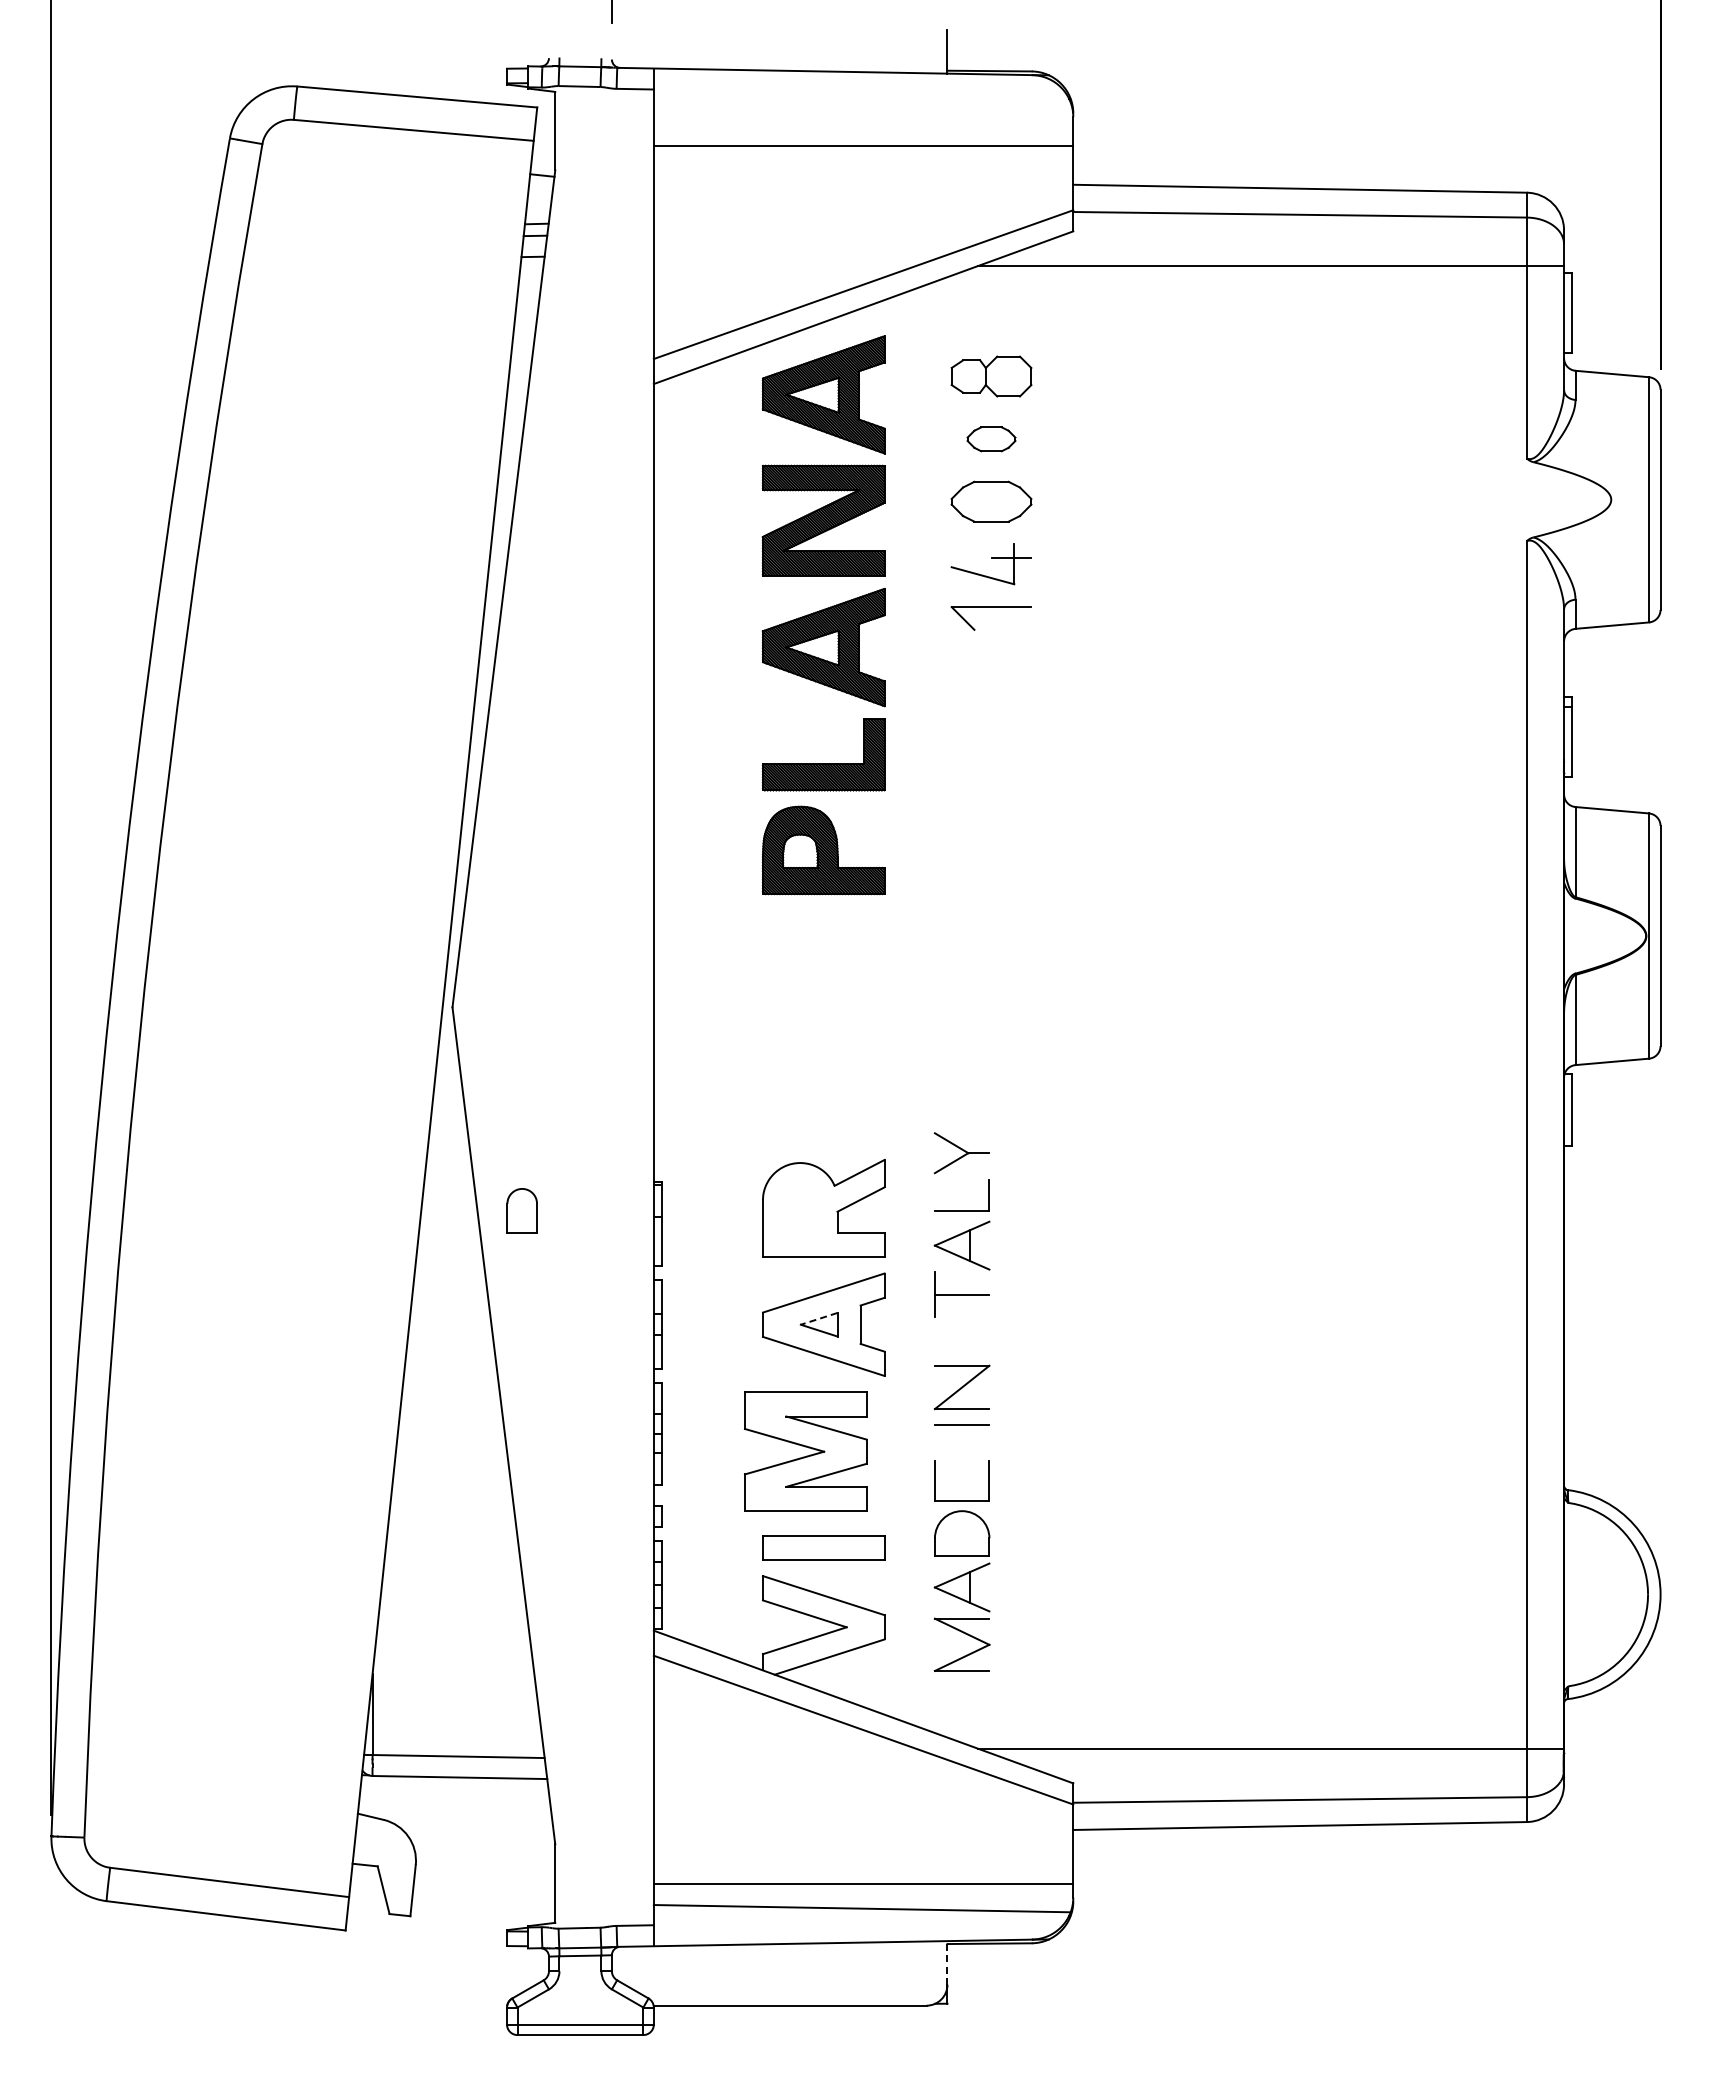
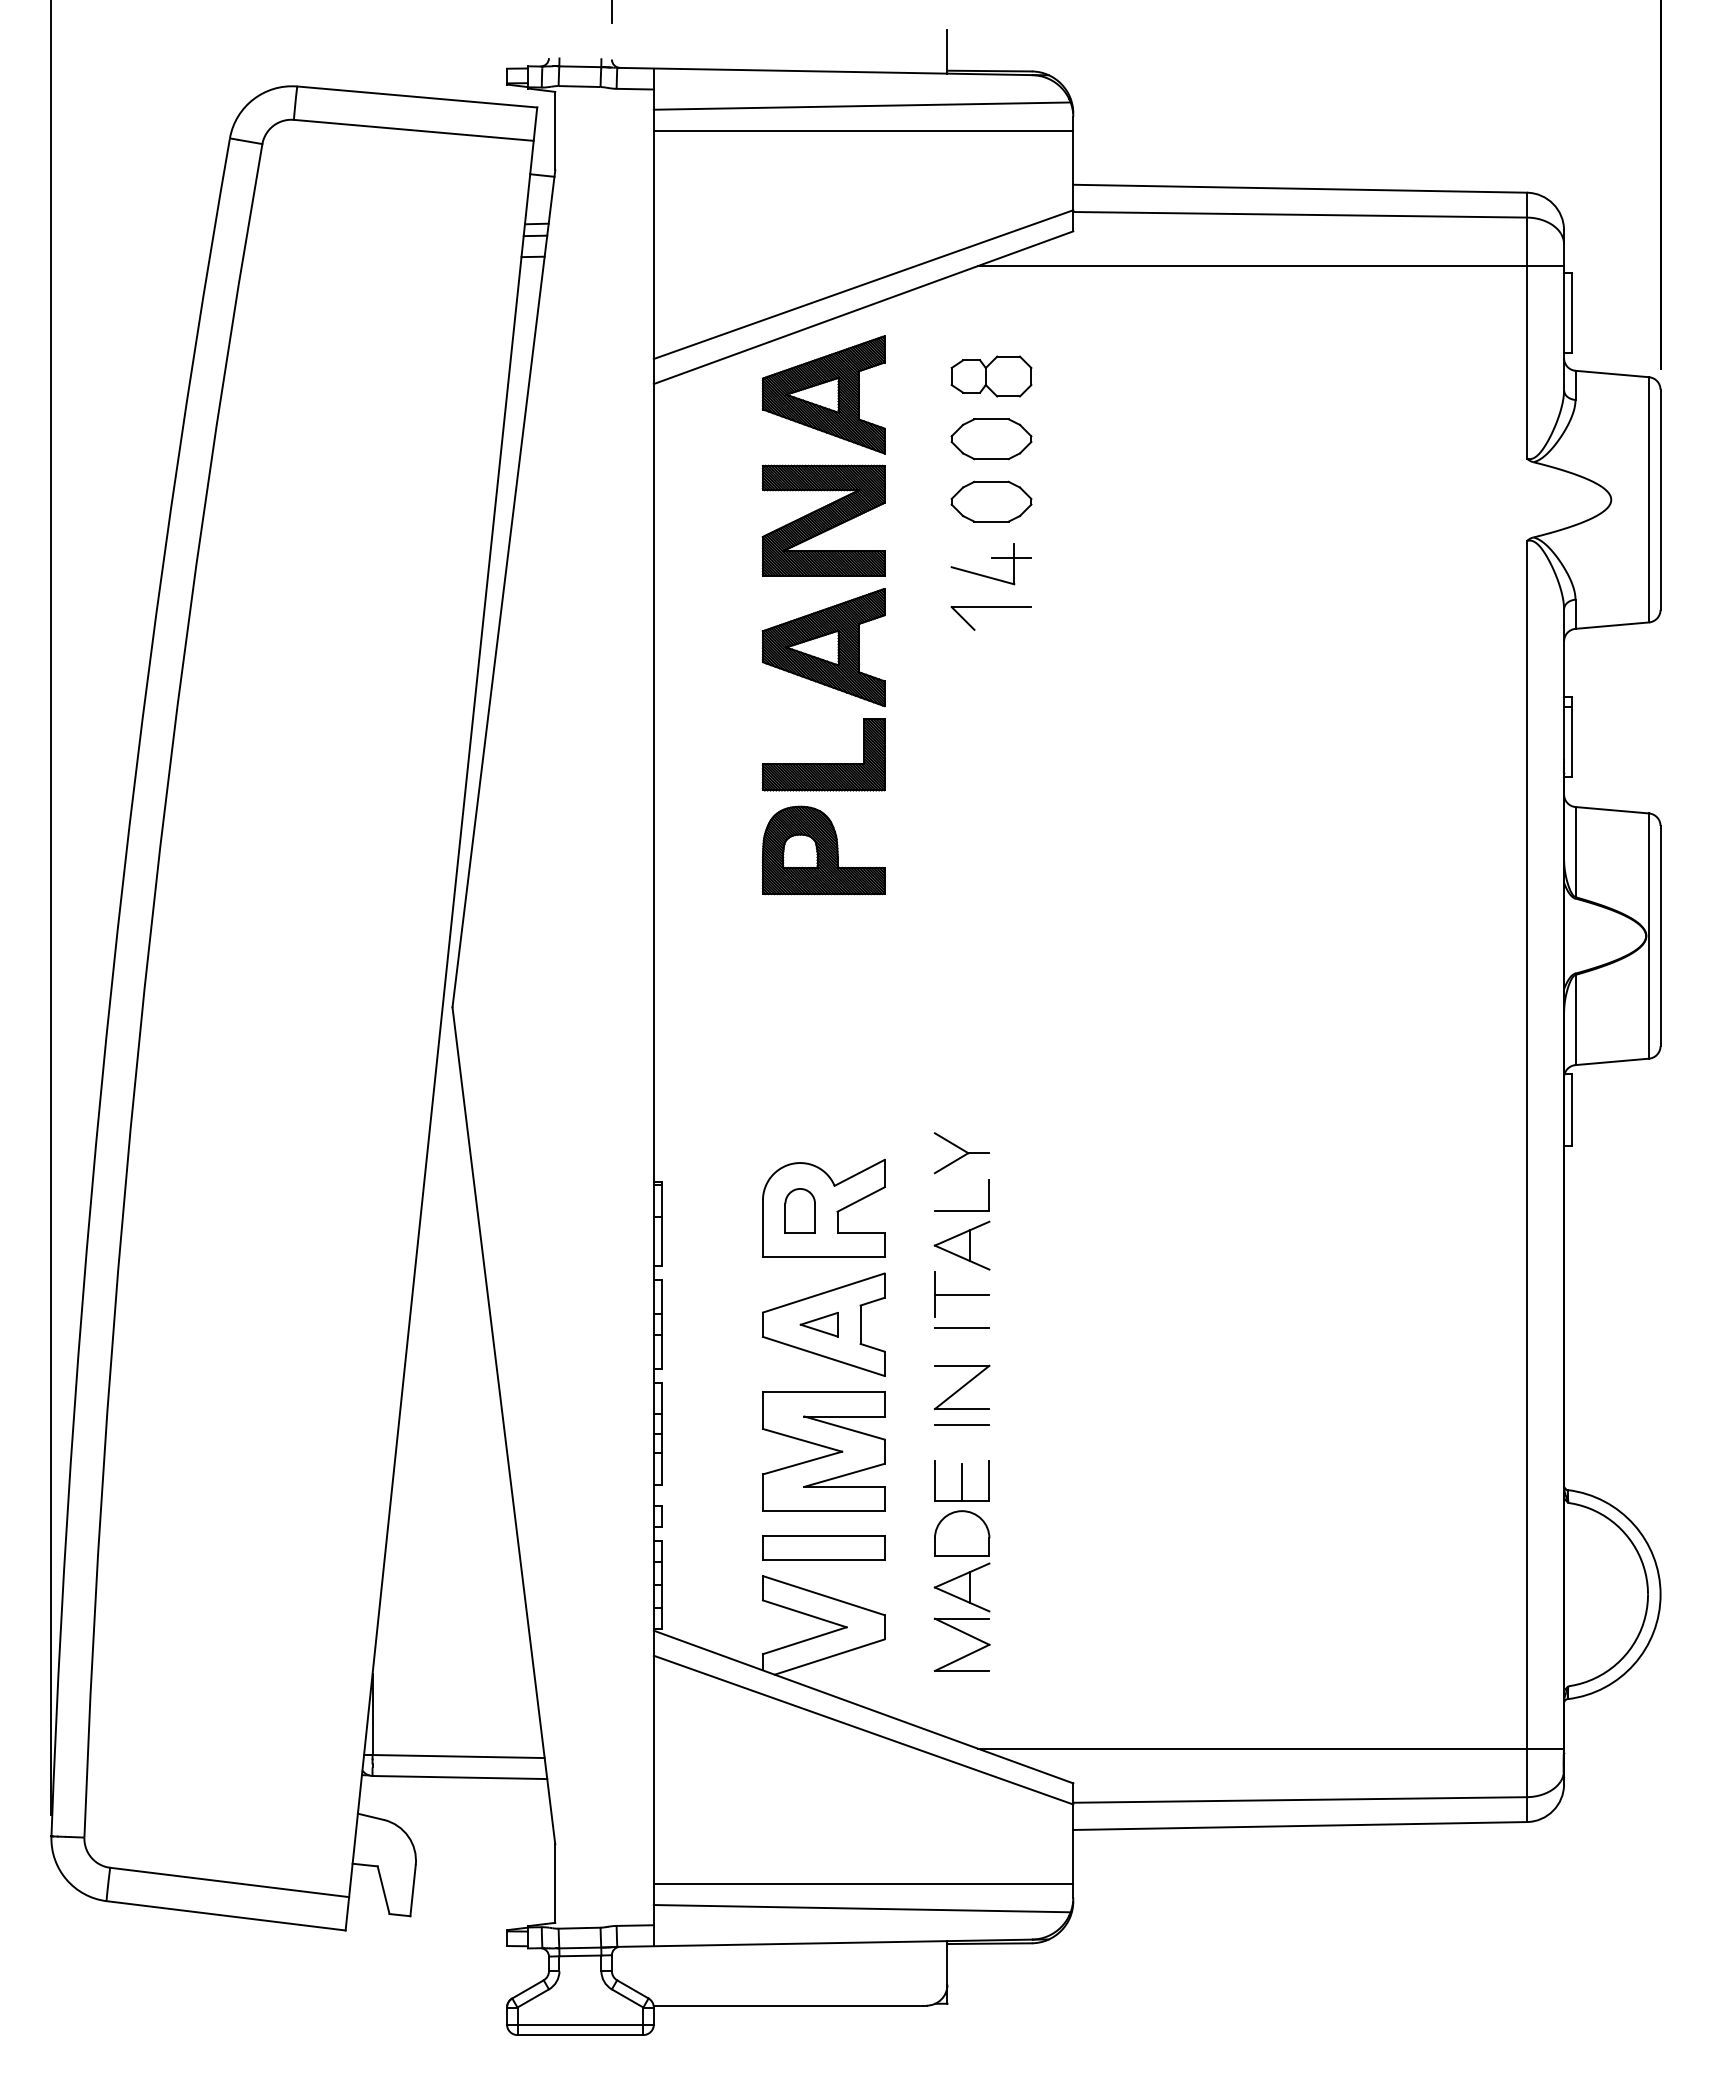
line: none -> present (861, 105)
line position: (863, 145) -> (863, 130) (863, 130)
part size: 51x27 px -> 83x43 px (991, 439)
part position: (521, 1210) -> (799, 1210) (799, 1210)
line: dashed -> solid (818, 1319)
line: none -> present (961, 1328)
part position: (805, 1451) -> (823, 1451) (823, 1451)
line: none -> present (962, 1482)
line: dashed -> solid (947, 1962)
